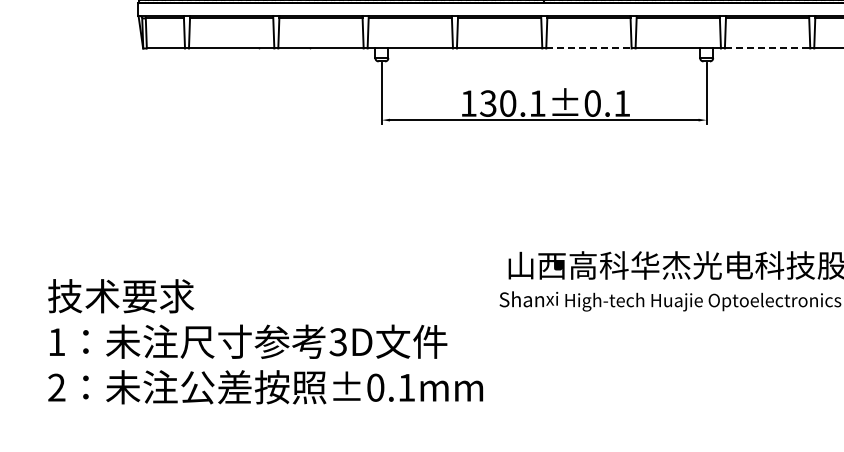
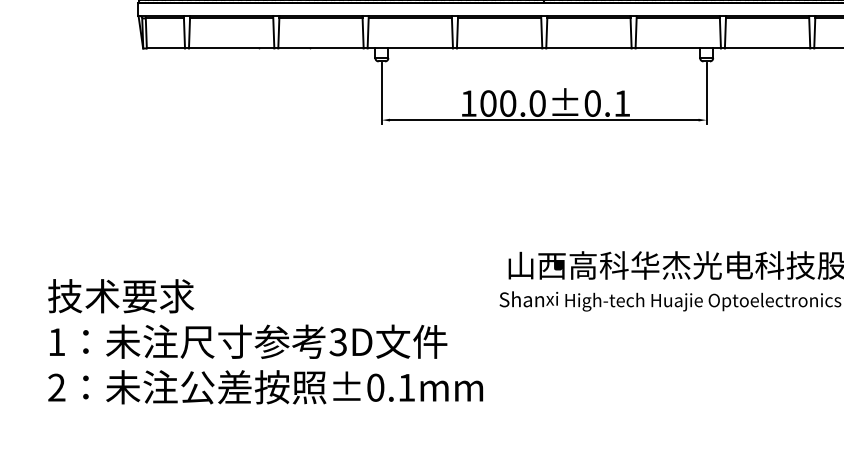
line: dashed -> solid (588, 48)
line: dashed -> solid (767, 48)
text: 130.1±0.1 -> 100.0±0.1 (512, 103)
